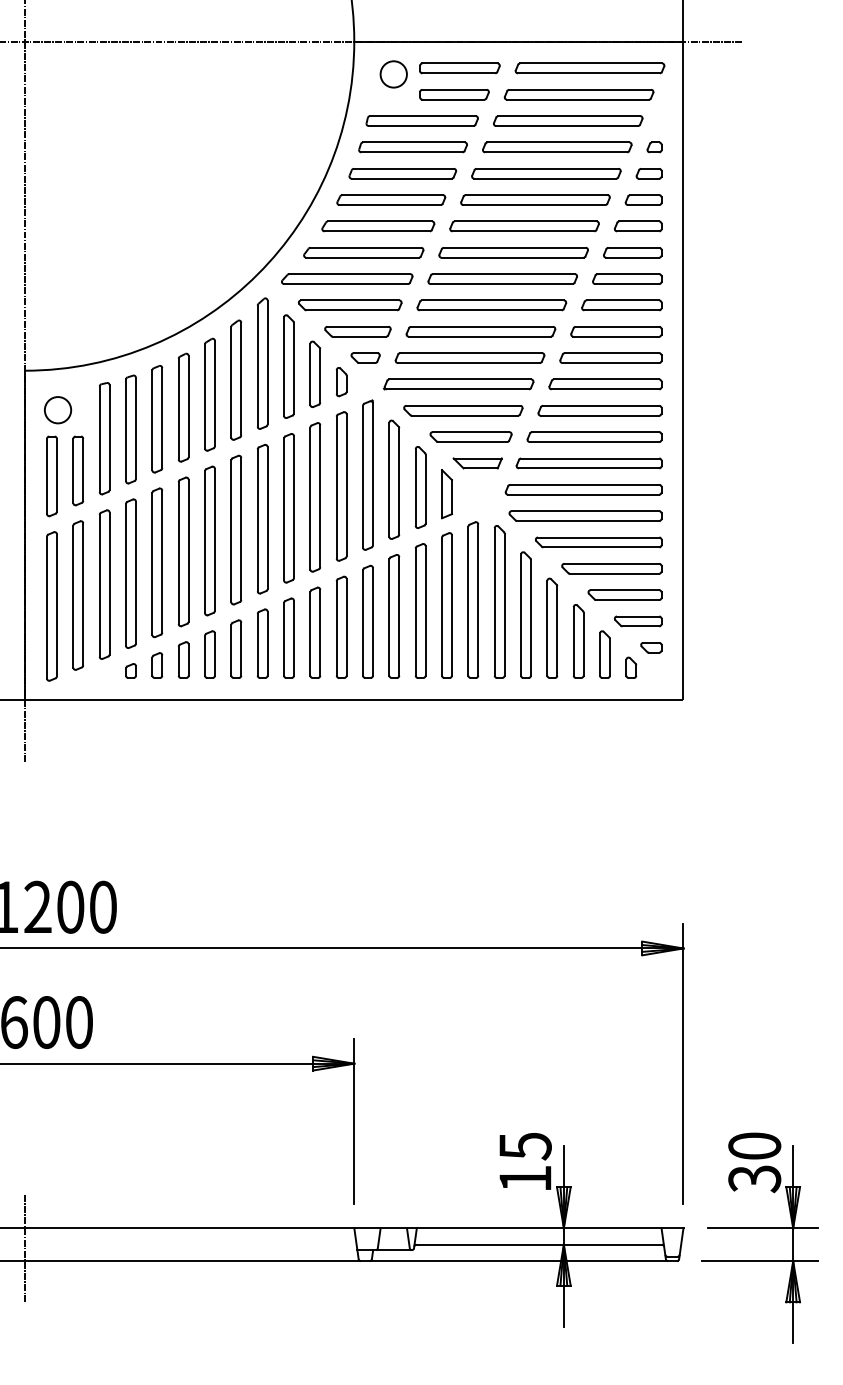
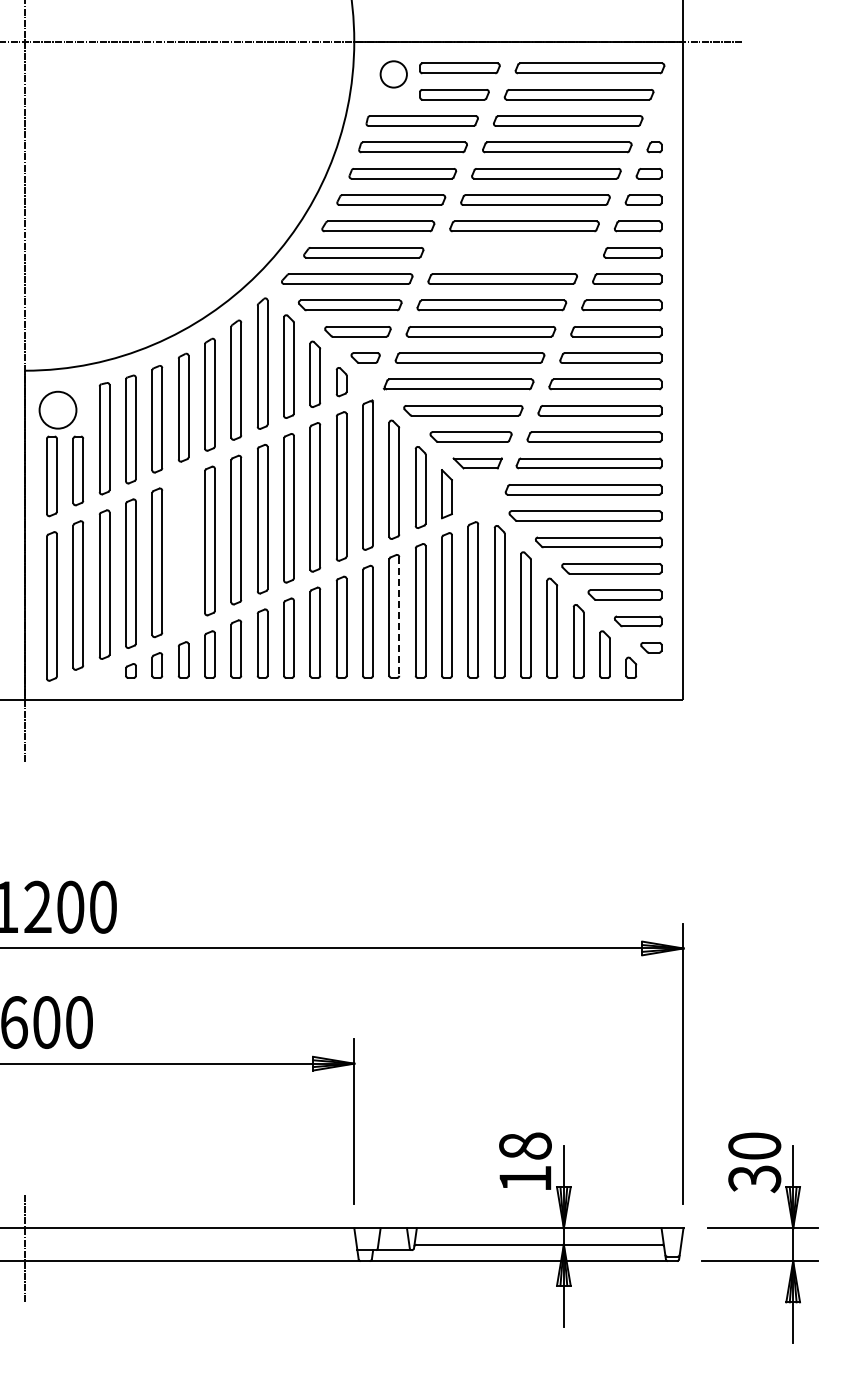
part: present -> none (513, 252)
circle diameter: 26 px -> 37 px (57, 409)
part: present -> none (183, 551)
line: solid -> dashed (399, 616)
text: 15 -> 18 (525, 1146)
